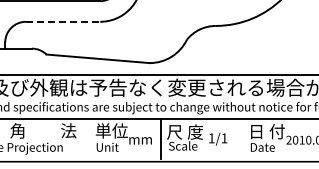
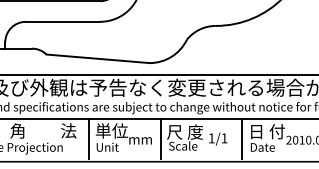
line: dashed -> solid (63, 21)
line: none -> present (88, 139)
line: none -> present (241, 139)
